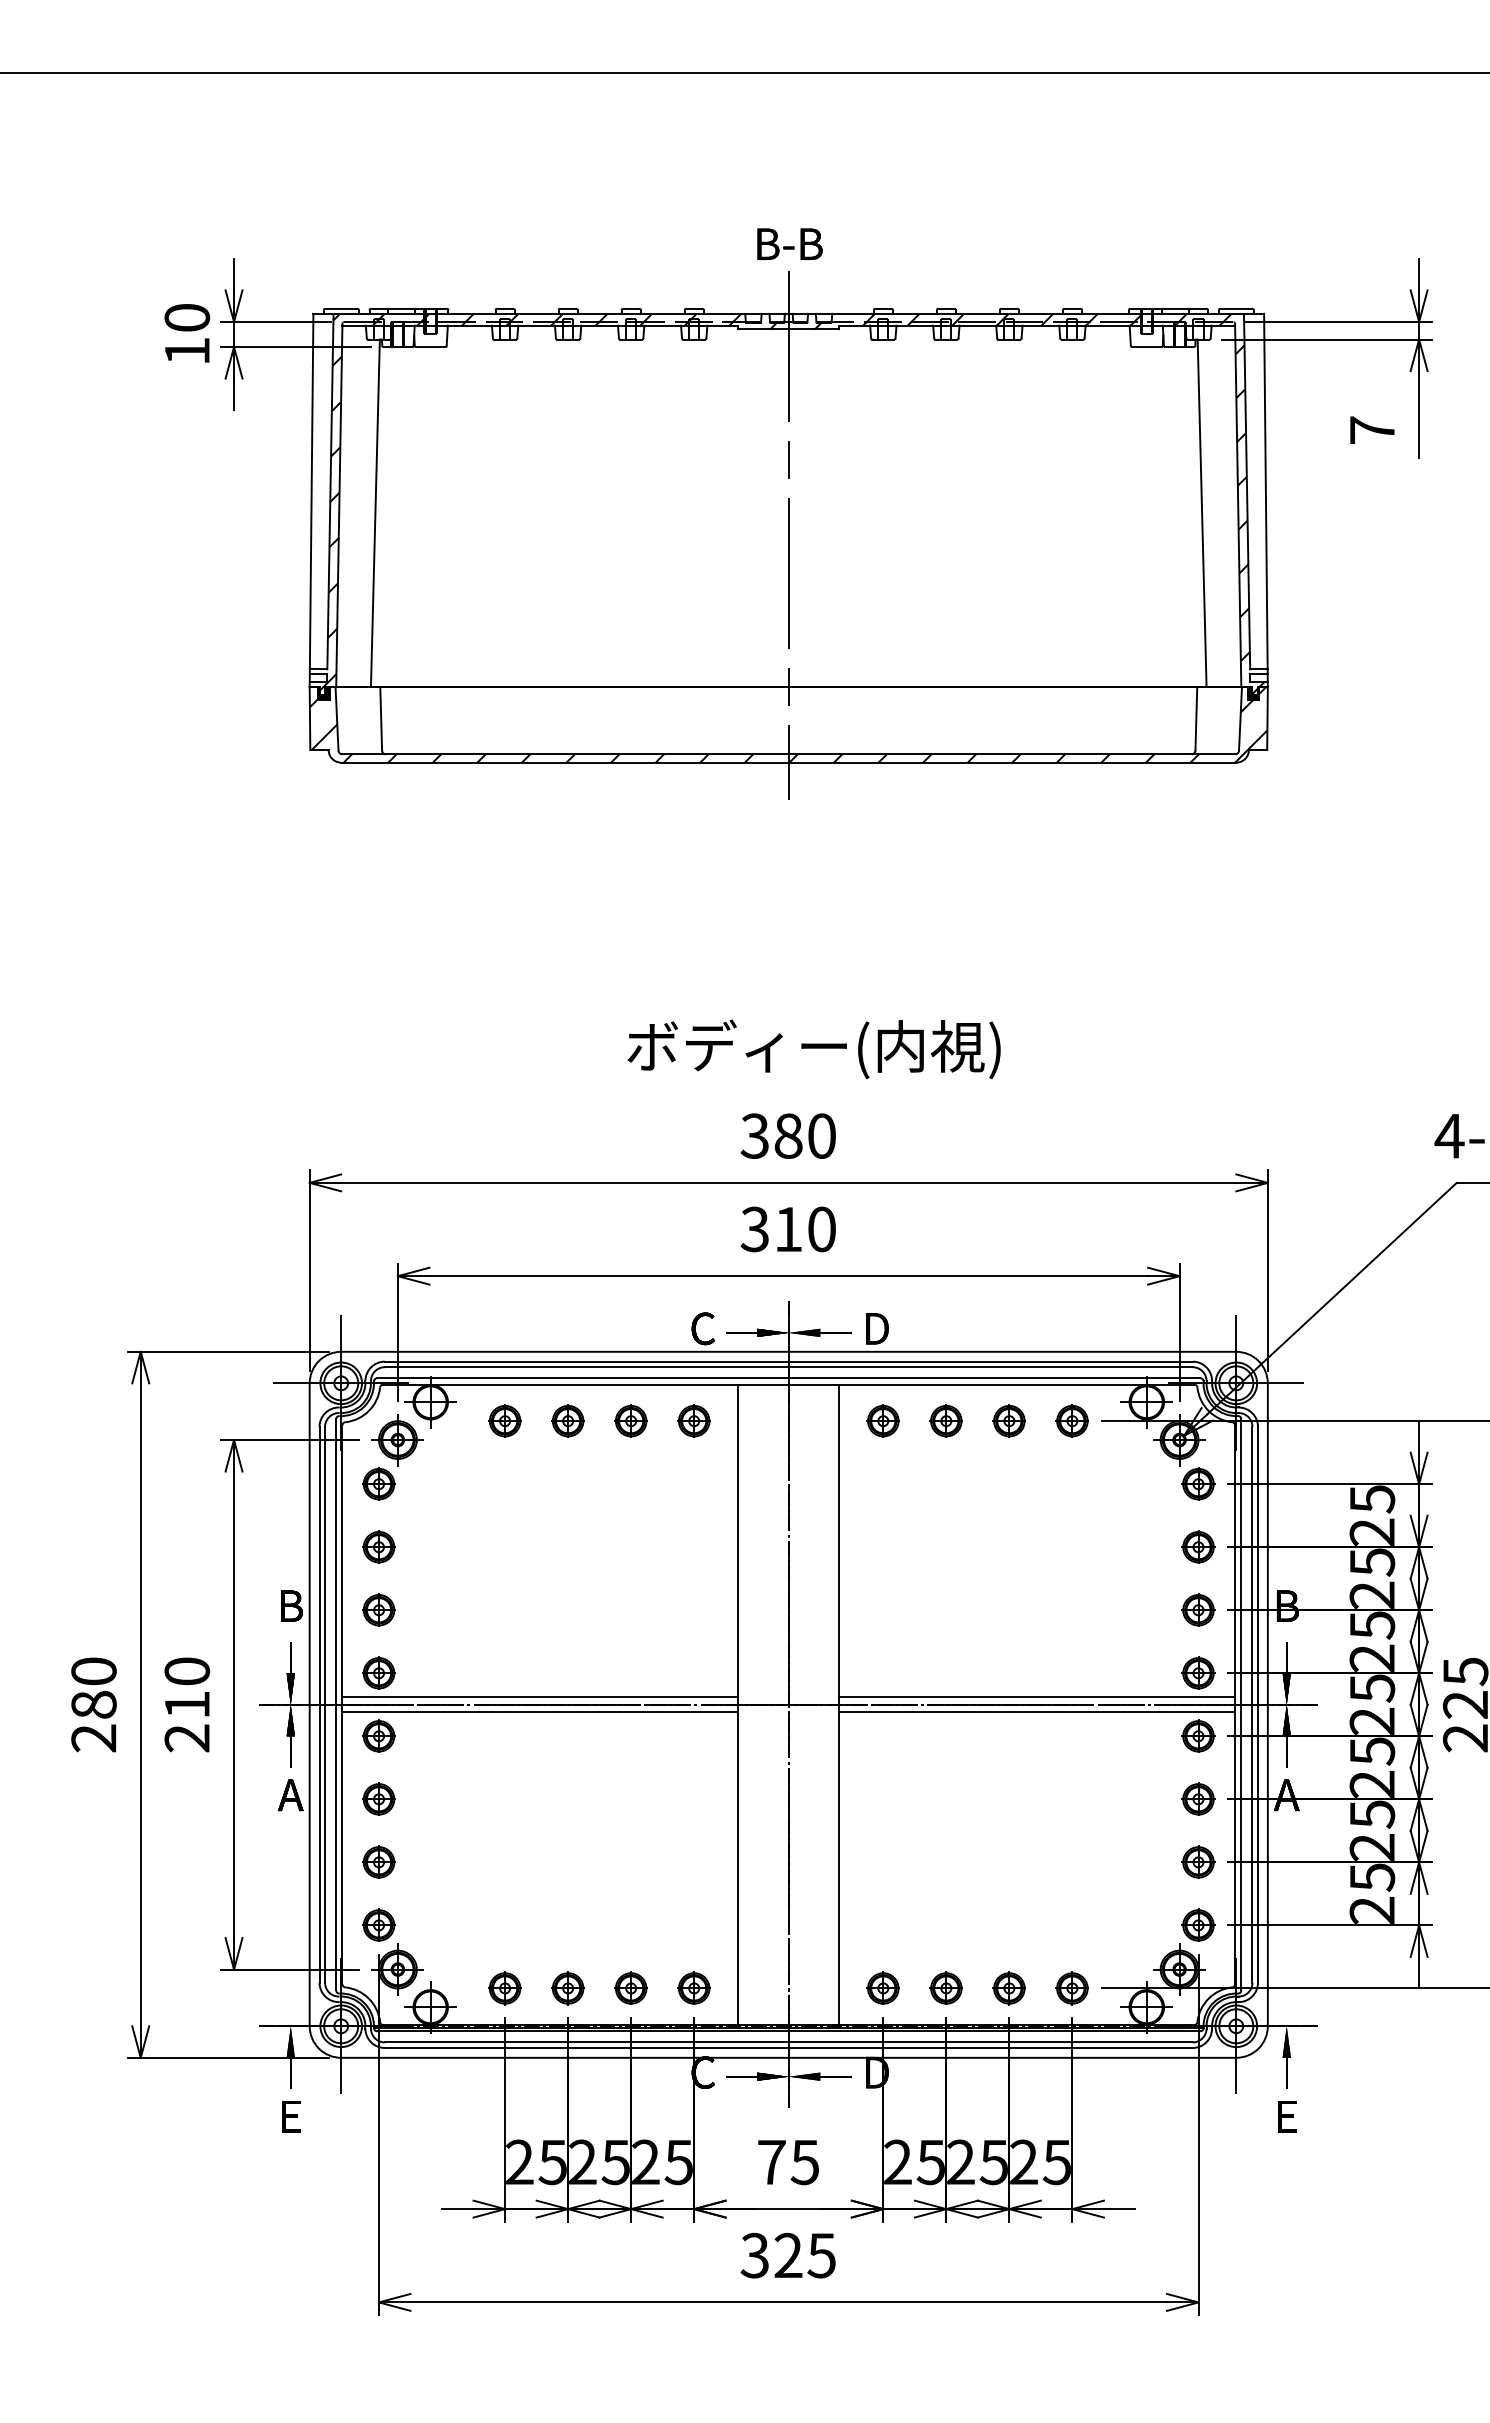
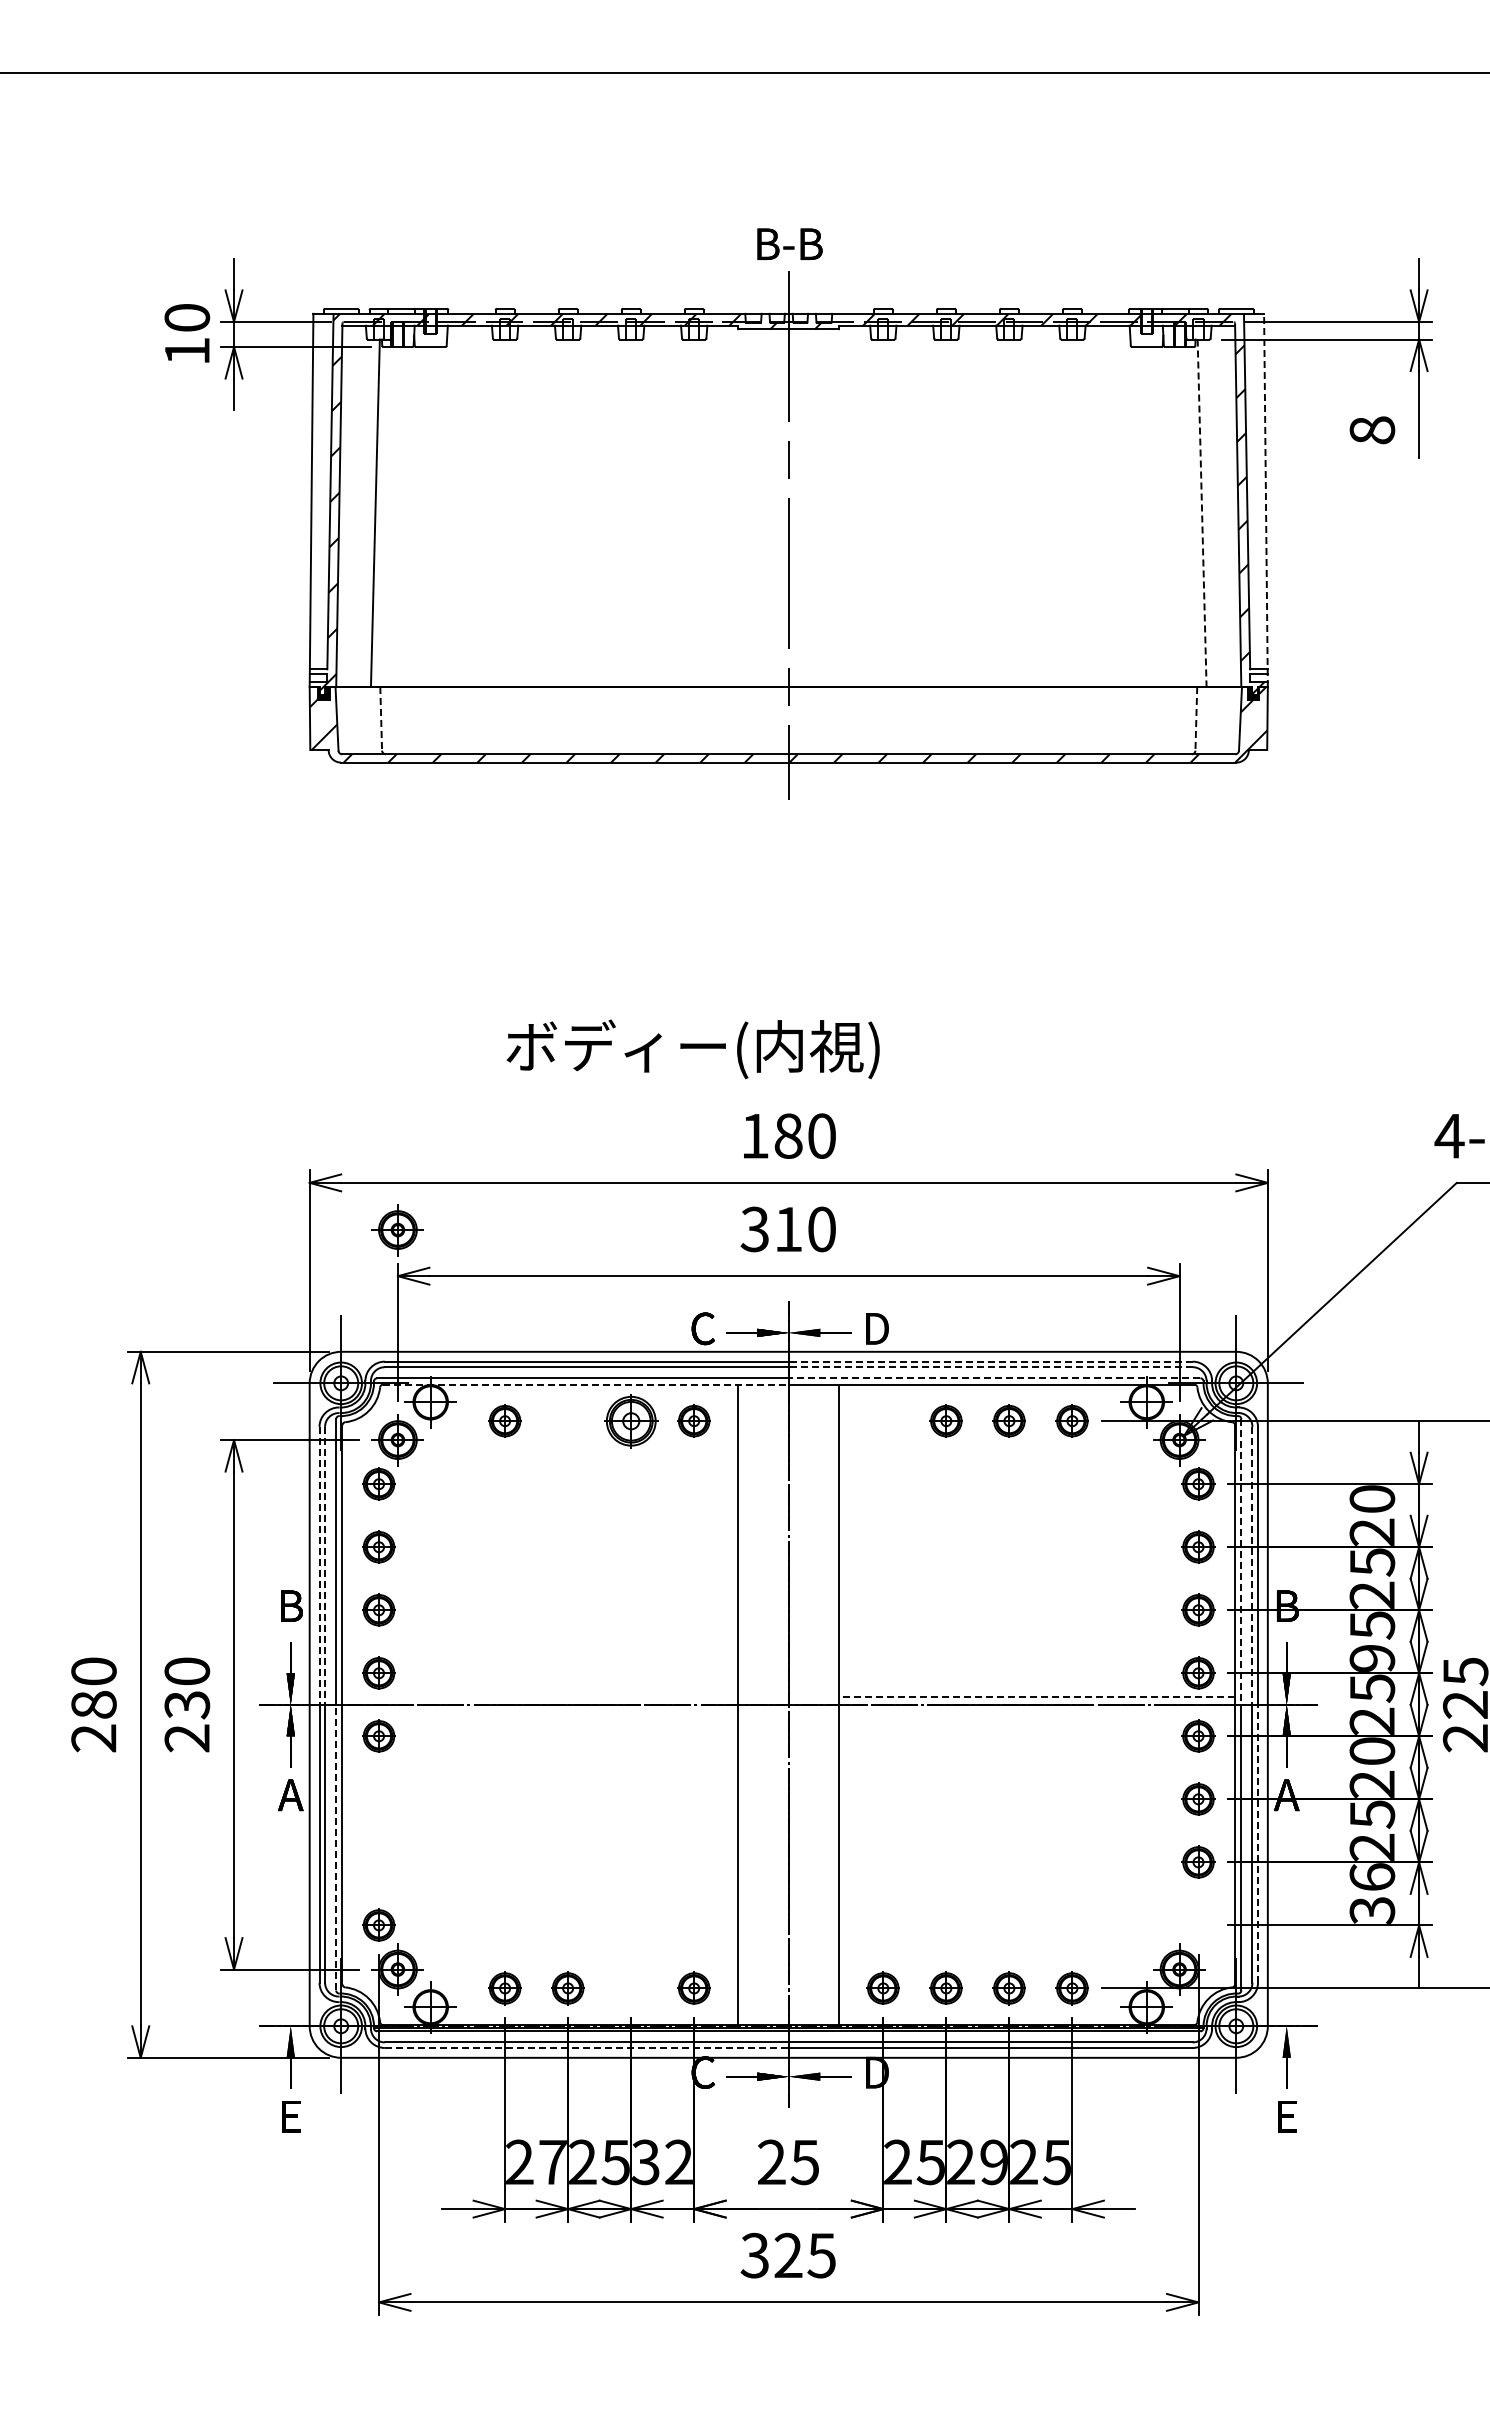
text: 7 -> 8 (1372, 430)
line: solid -> dashed (1265, 500)
line: solid -> dashed (1202, 513)
line: solid -> dashed (381, 718)
line: solid -> dashed (1196, 718)
text position: (813, 1049) -> (692, 1049) (692, 1049)
text: 380 -> 180 (754, 1135)
part: none -> present (397, 1230)
line: solid -> dashed (990, 1361)
line: solid -> dashed (990, 1367)
line: solid -> dashed (994, 1378)
line: solid -> dashed (586, 1384)
part: present -> none (567, 1420)
part size: 34x34 px -> 55x55 px (631, 1421)
part: present -> none (882, 1420)
text: 25 -> 20 (1372, 1499)
line: solid -> dashed (1241, 1562)
line: solid -> dashed (319, 1565)
line: solid -> dashed (325, 1565)
line: solid -> dashed (1252, 1565)
text: 25 -> 95 (1372, 1657)
line: present -> none (540, 1697)
line: solid -> dashed (1037, 1697)
text: 210 -> 230 (187, 1705)
line: present -> none (540, 1712)
line: present -> none (1037, 1712)
text: 25 -> 20 (1372, 1751)
part: present -> none (378, 1798)
line: solid -> dashed (1258, 1843)
line: solid -> dashed (336, 1847)
part: present -> none (378, 1861)
text: 25 -> 36 (1372, 1893)
part: present -> none (1198, 1924)
part: present -> none (630, 1987)
line: solid -> dashed (586, 2047)
text: 75 -> 25 (771, 2161)
text: 25 -> 27 (552, 2162)
text: 25 -> 32 (662, 2162)
text: 25 -> 29 (993, 2162)
